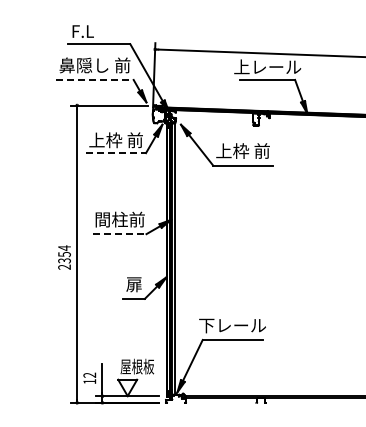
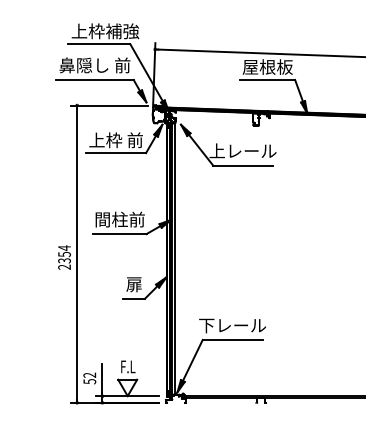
text: F.L -> 上枠補強 (105, 31)
text: 上レール -> 屋根板 (267, 66)
line: dashed -> solid (94, 79)
text: 上枠 前 -> 上レール (242, 150)
line: dashed -> solid (116, 153)
line: dashed -> solid (119, 234)
text: 屋根板 -> F.L (137, 366)
text: 12 -> 52 (89, 381)
